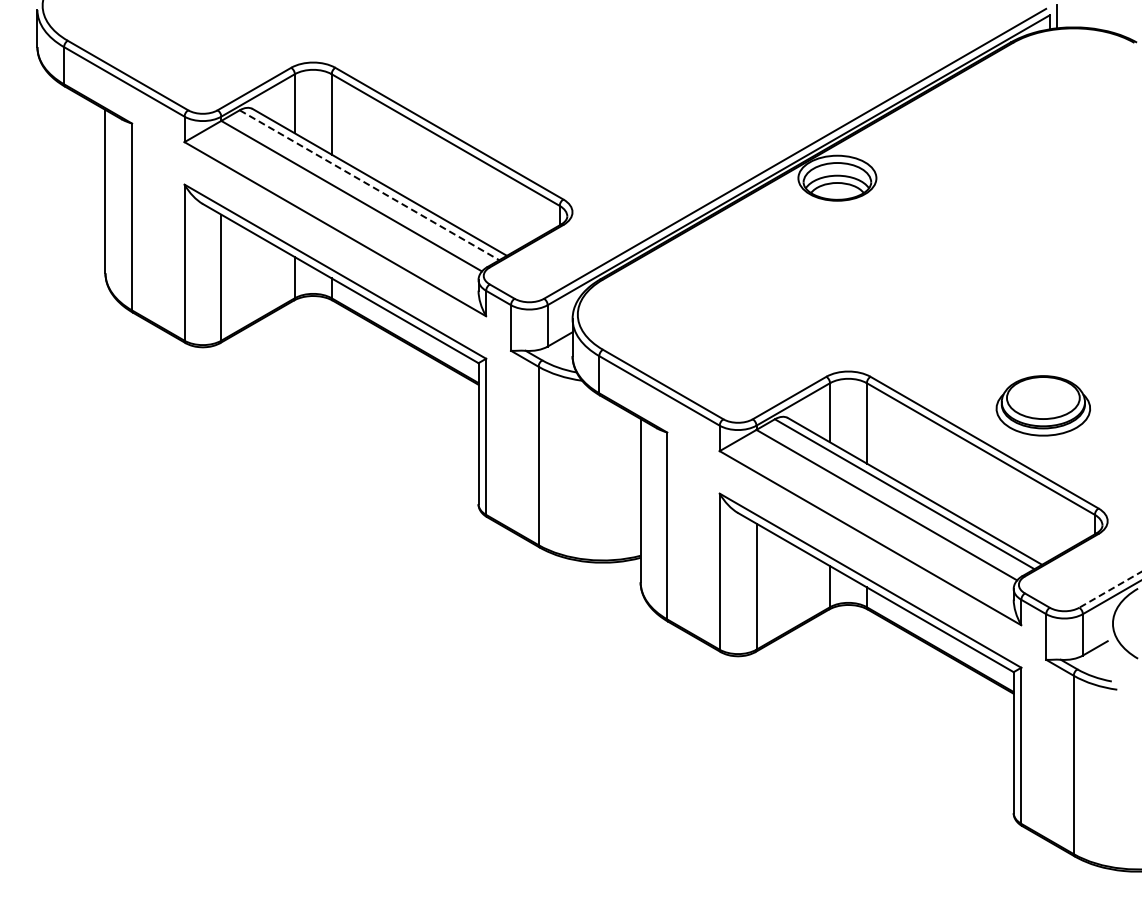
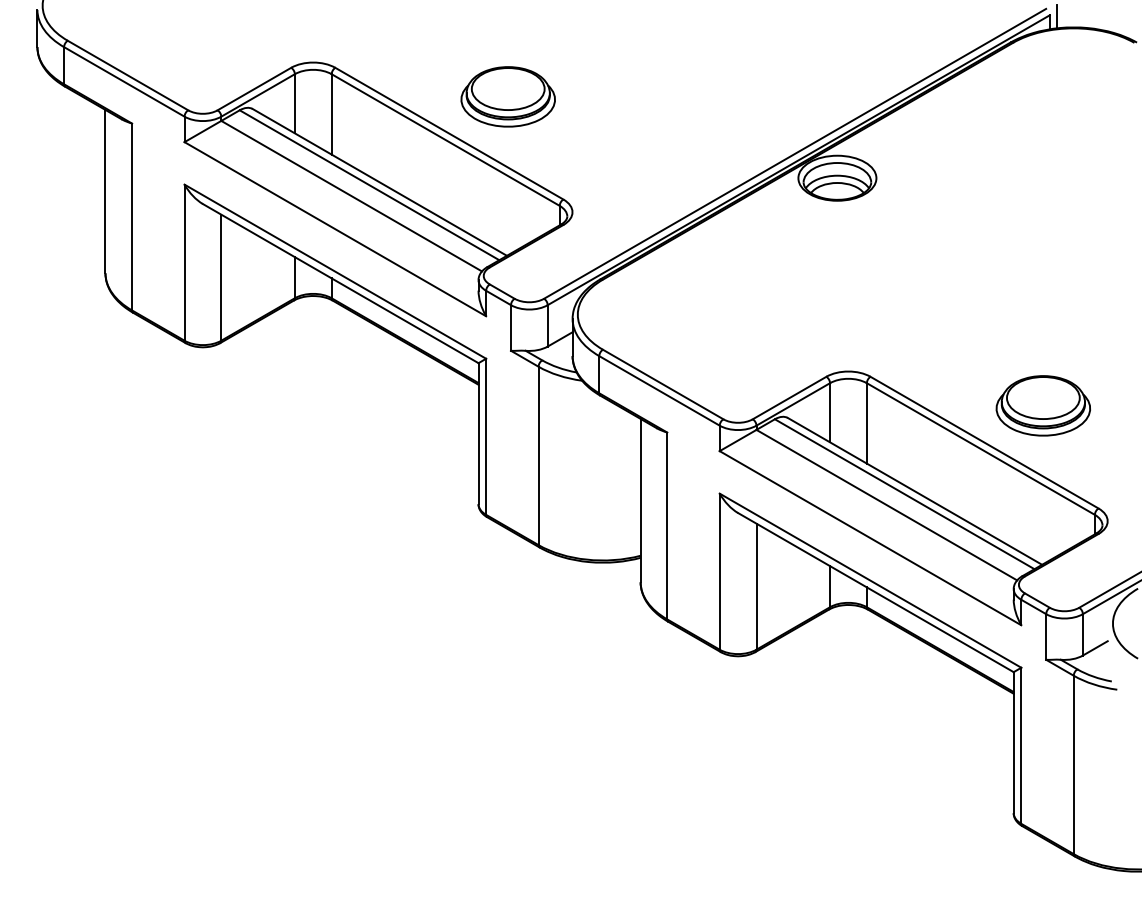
part: none -> present (507, 96)
line: dashed -> solid (369, 185)
line: dashed -> solid (1110, 589)
